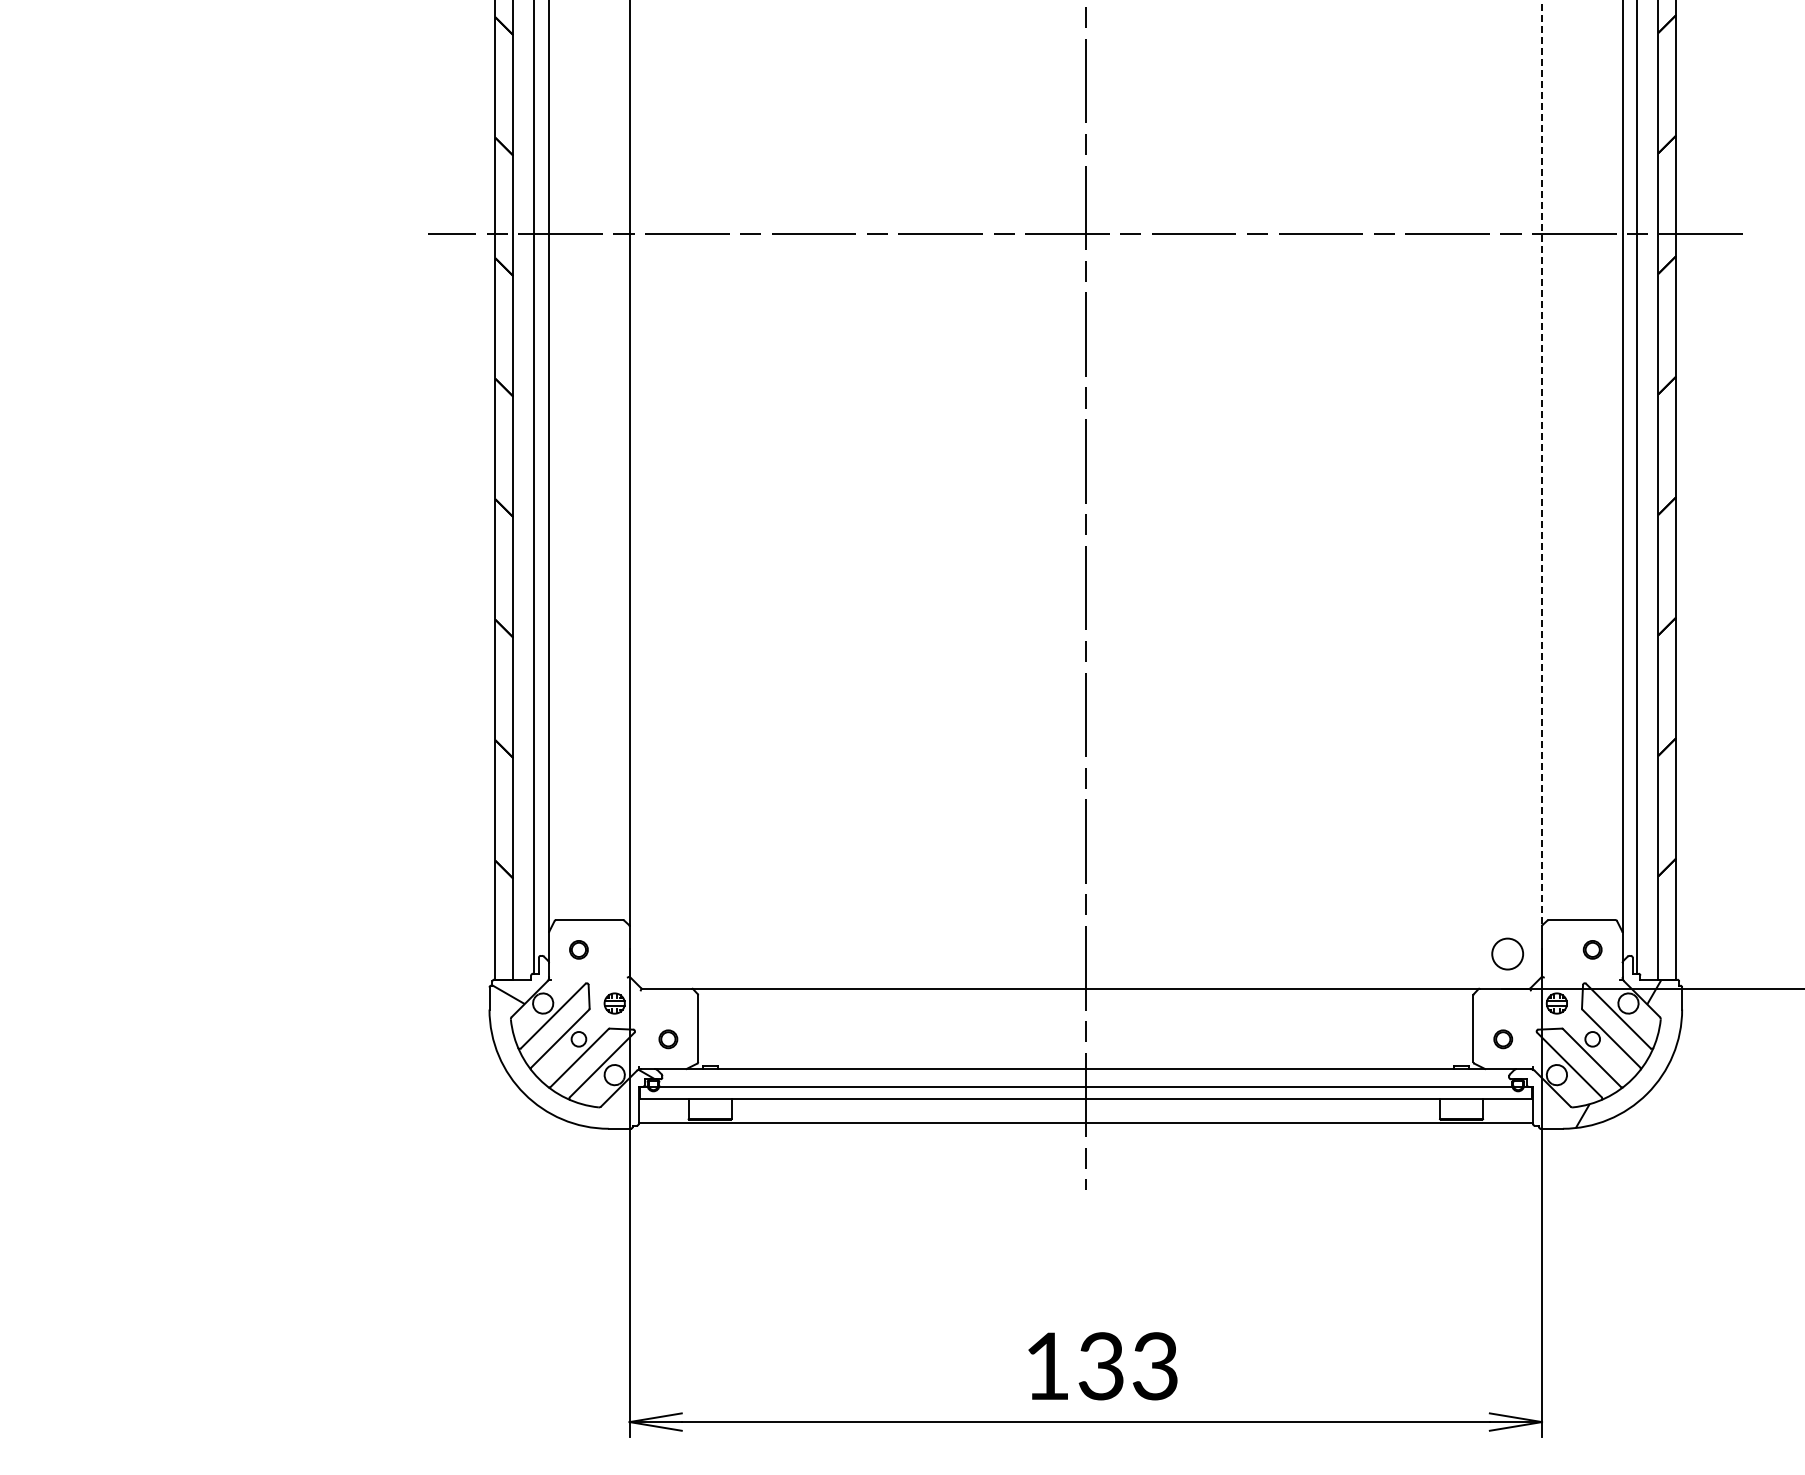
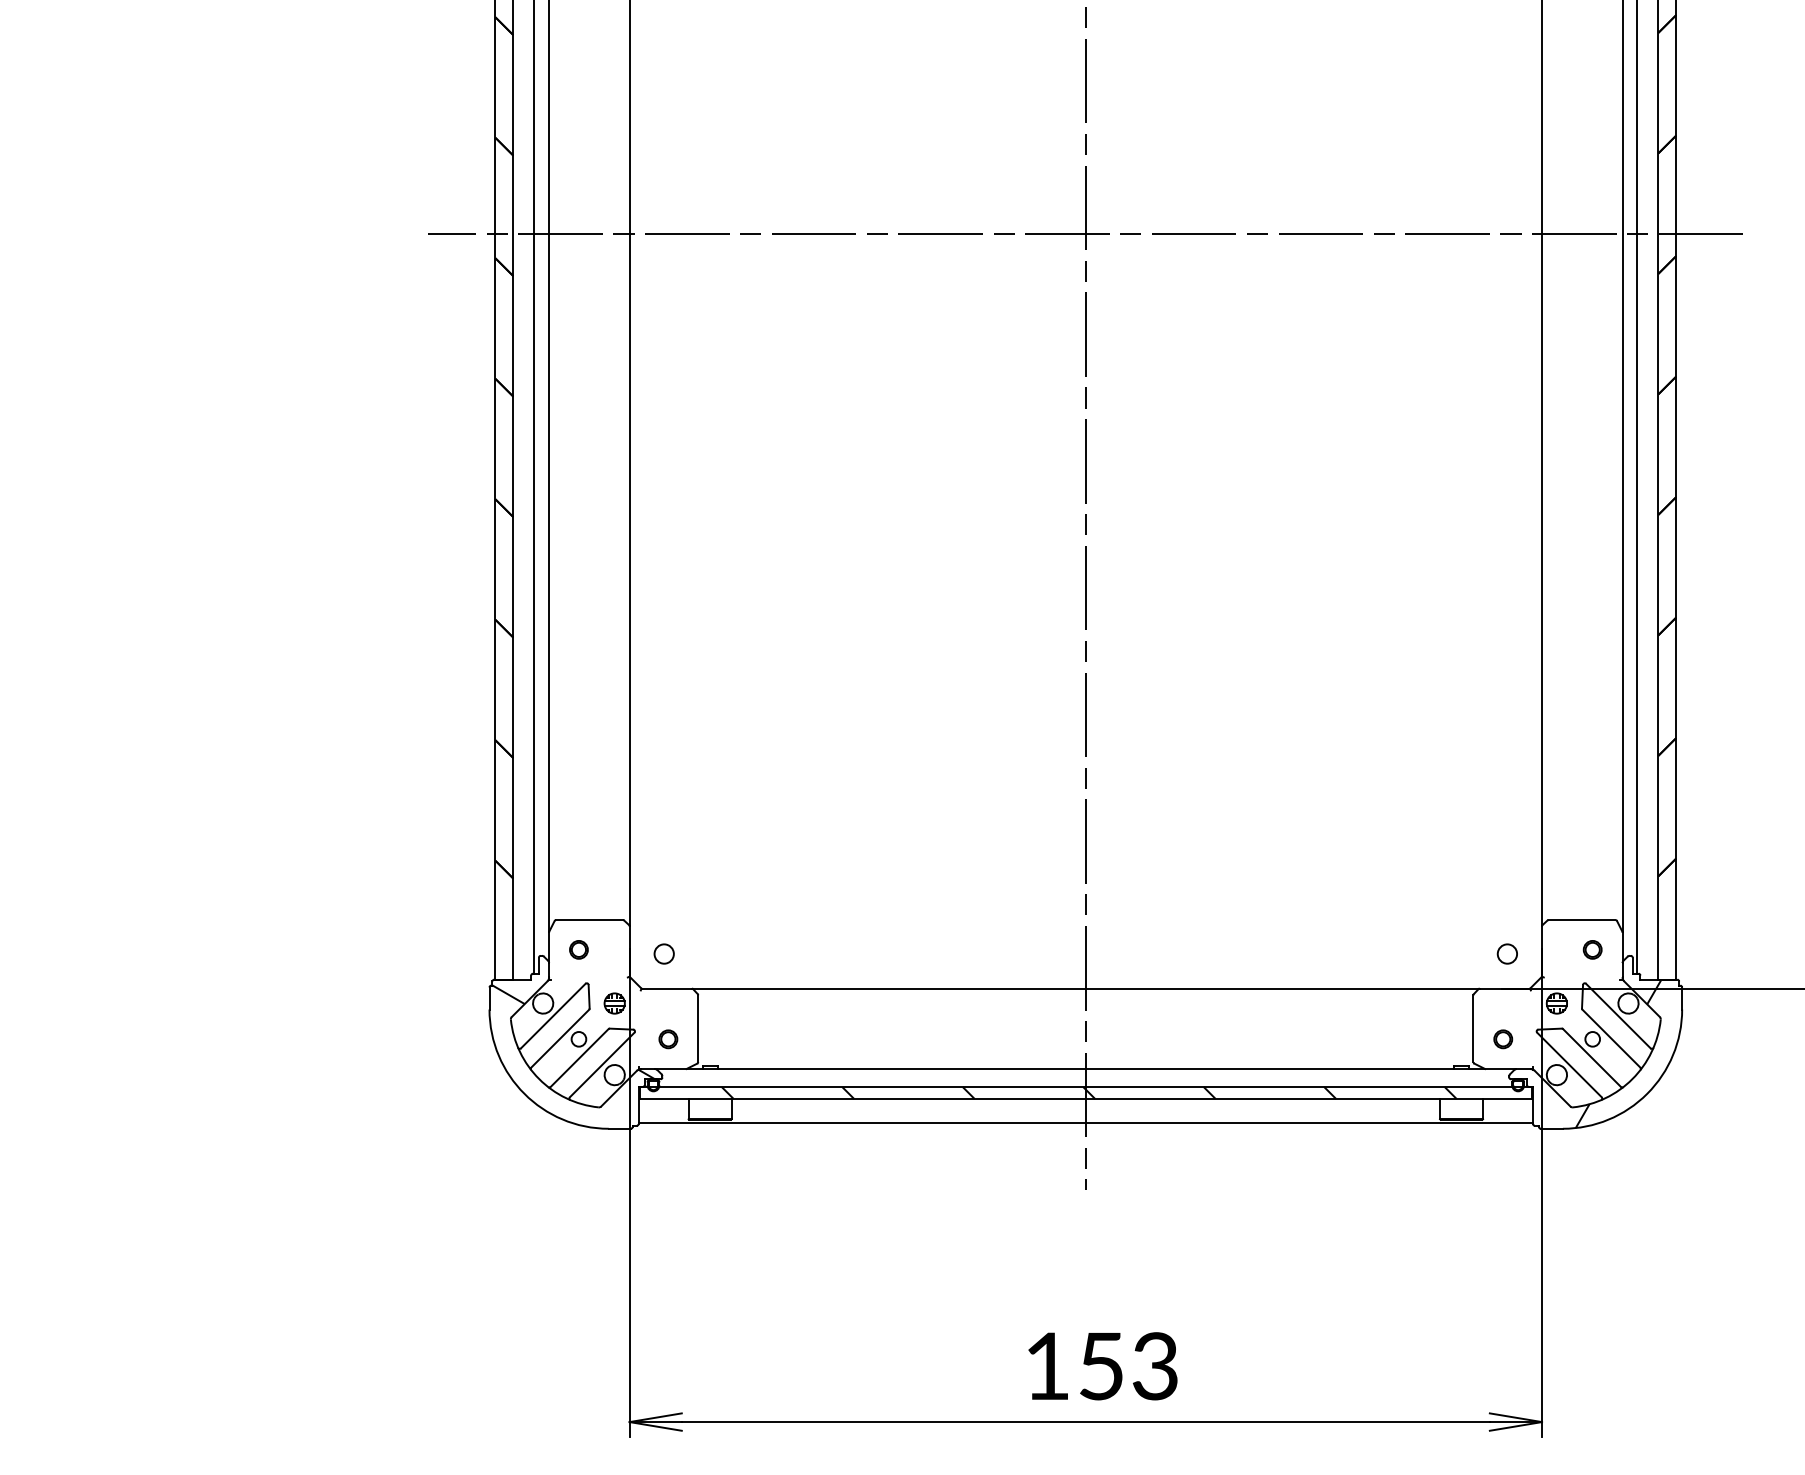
line: dashed -> solid (1542, 463)
circle: none -> present (663, 953)
circle size: 34x34 px -> 22x22 px (1506, 953)
hatch: none -> present (1088, 1092)
text: 133 -> 153 (1100, 1366)
